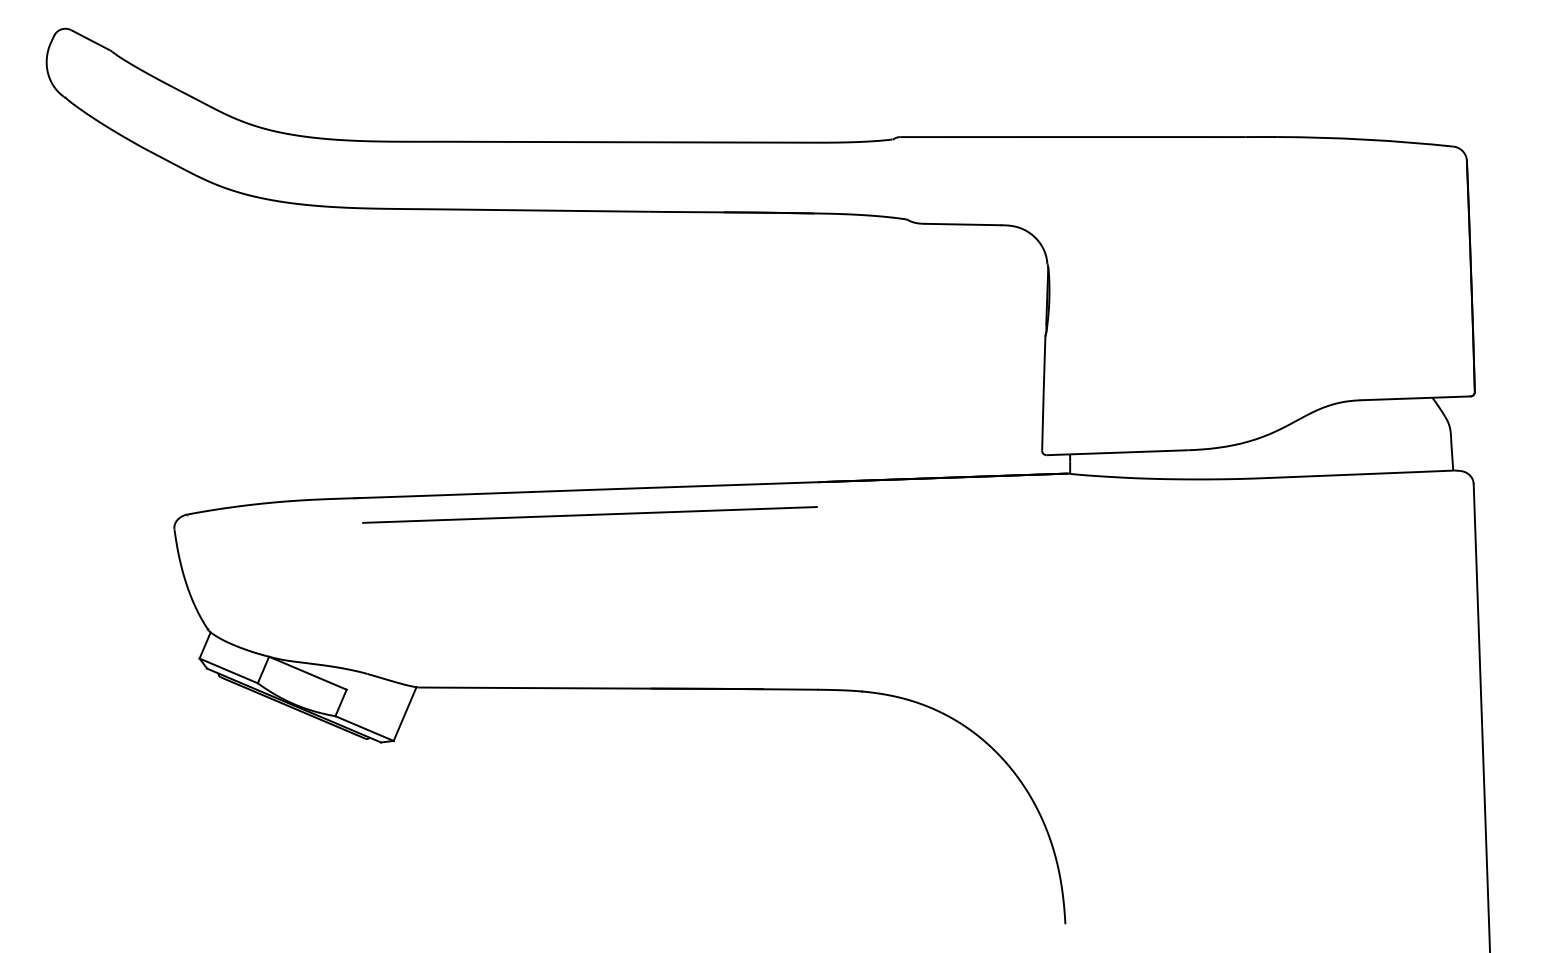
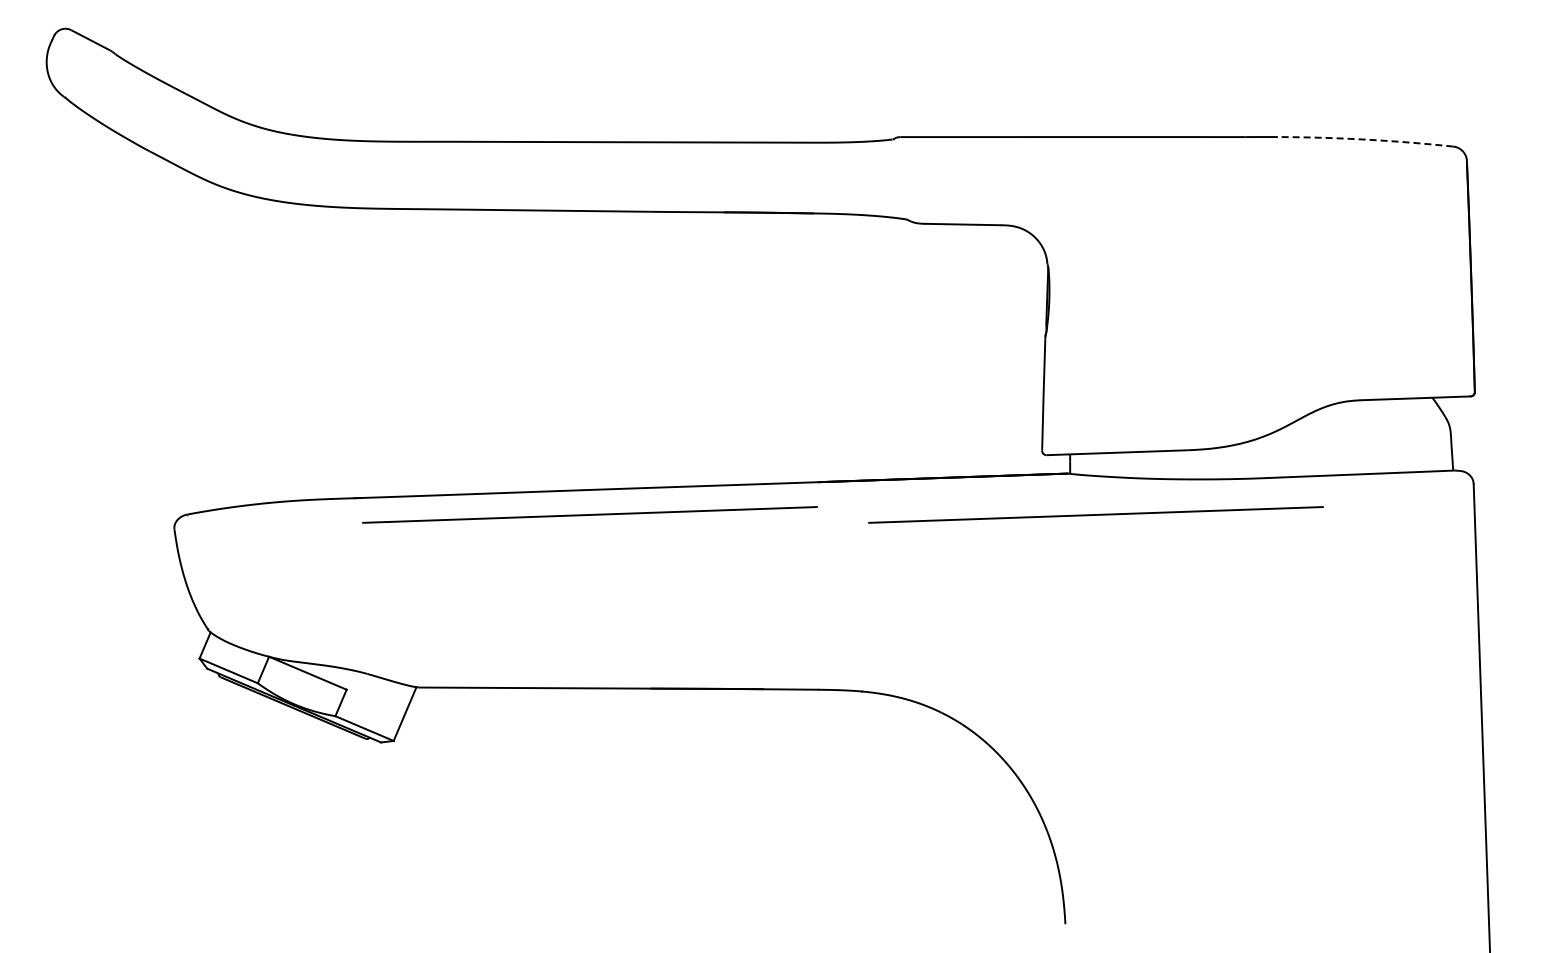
arc: solid -> dashed (1365, 139)
line: none -> present (1095, 514)
